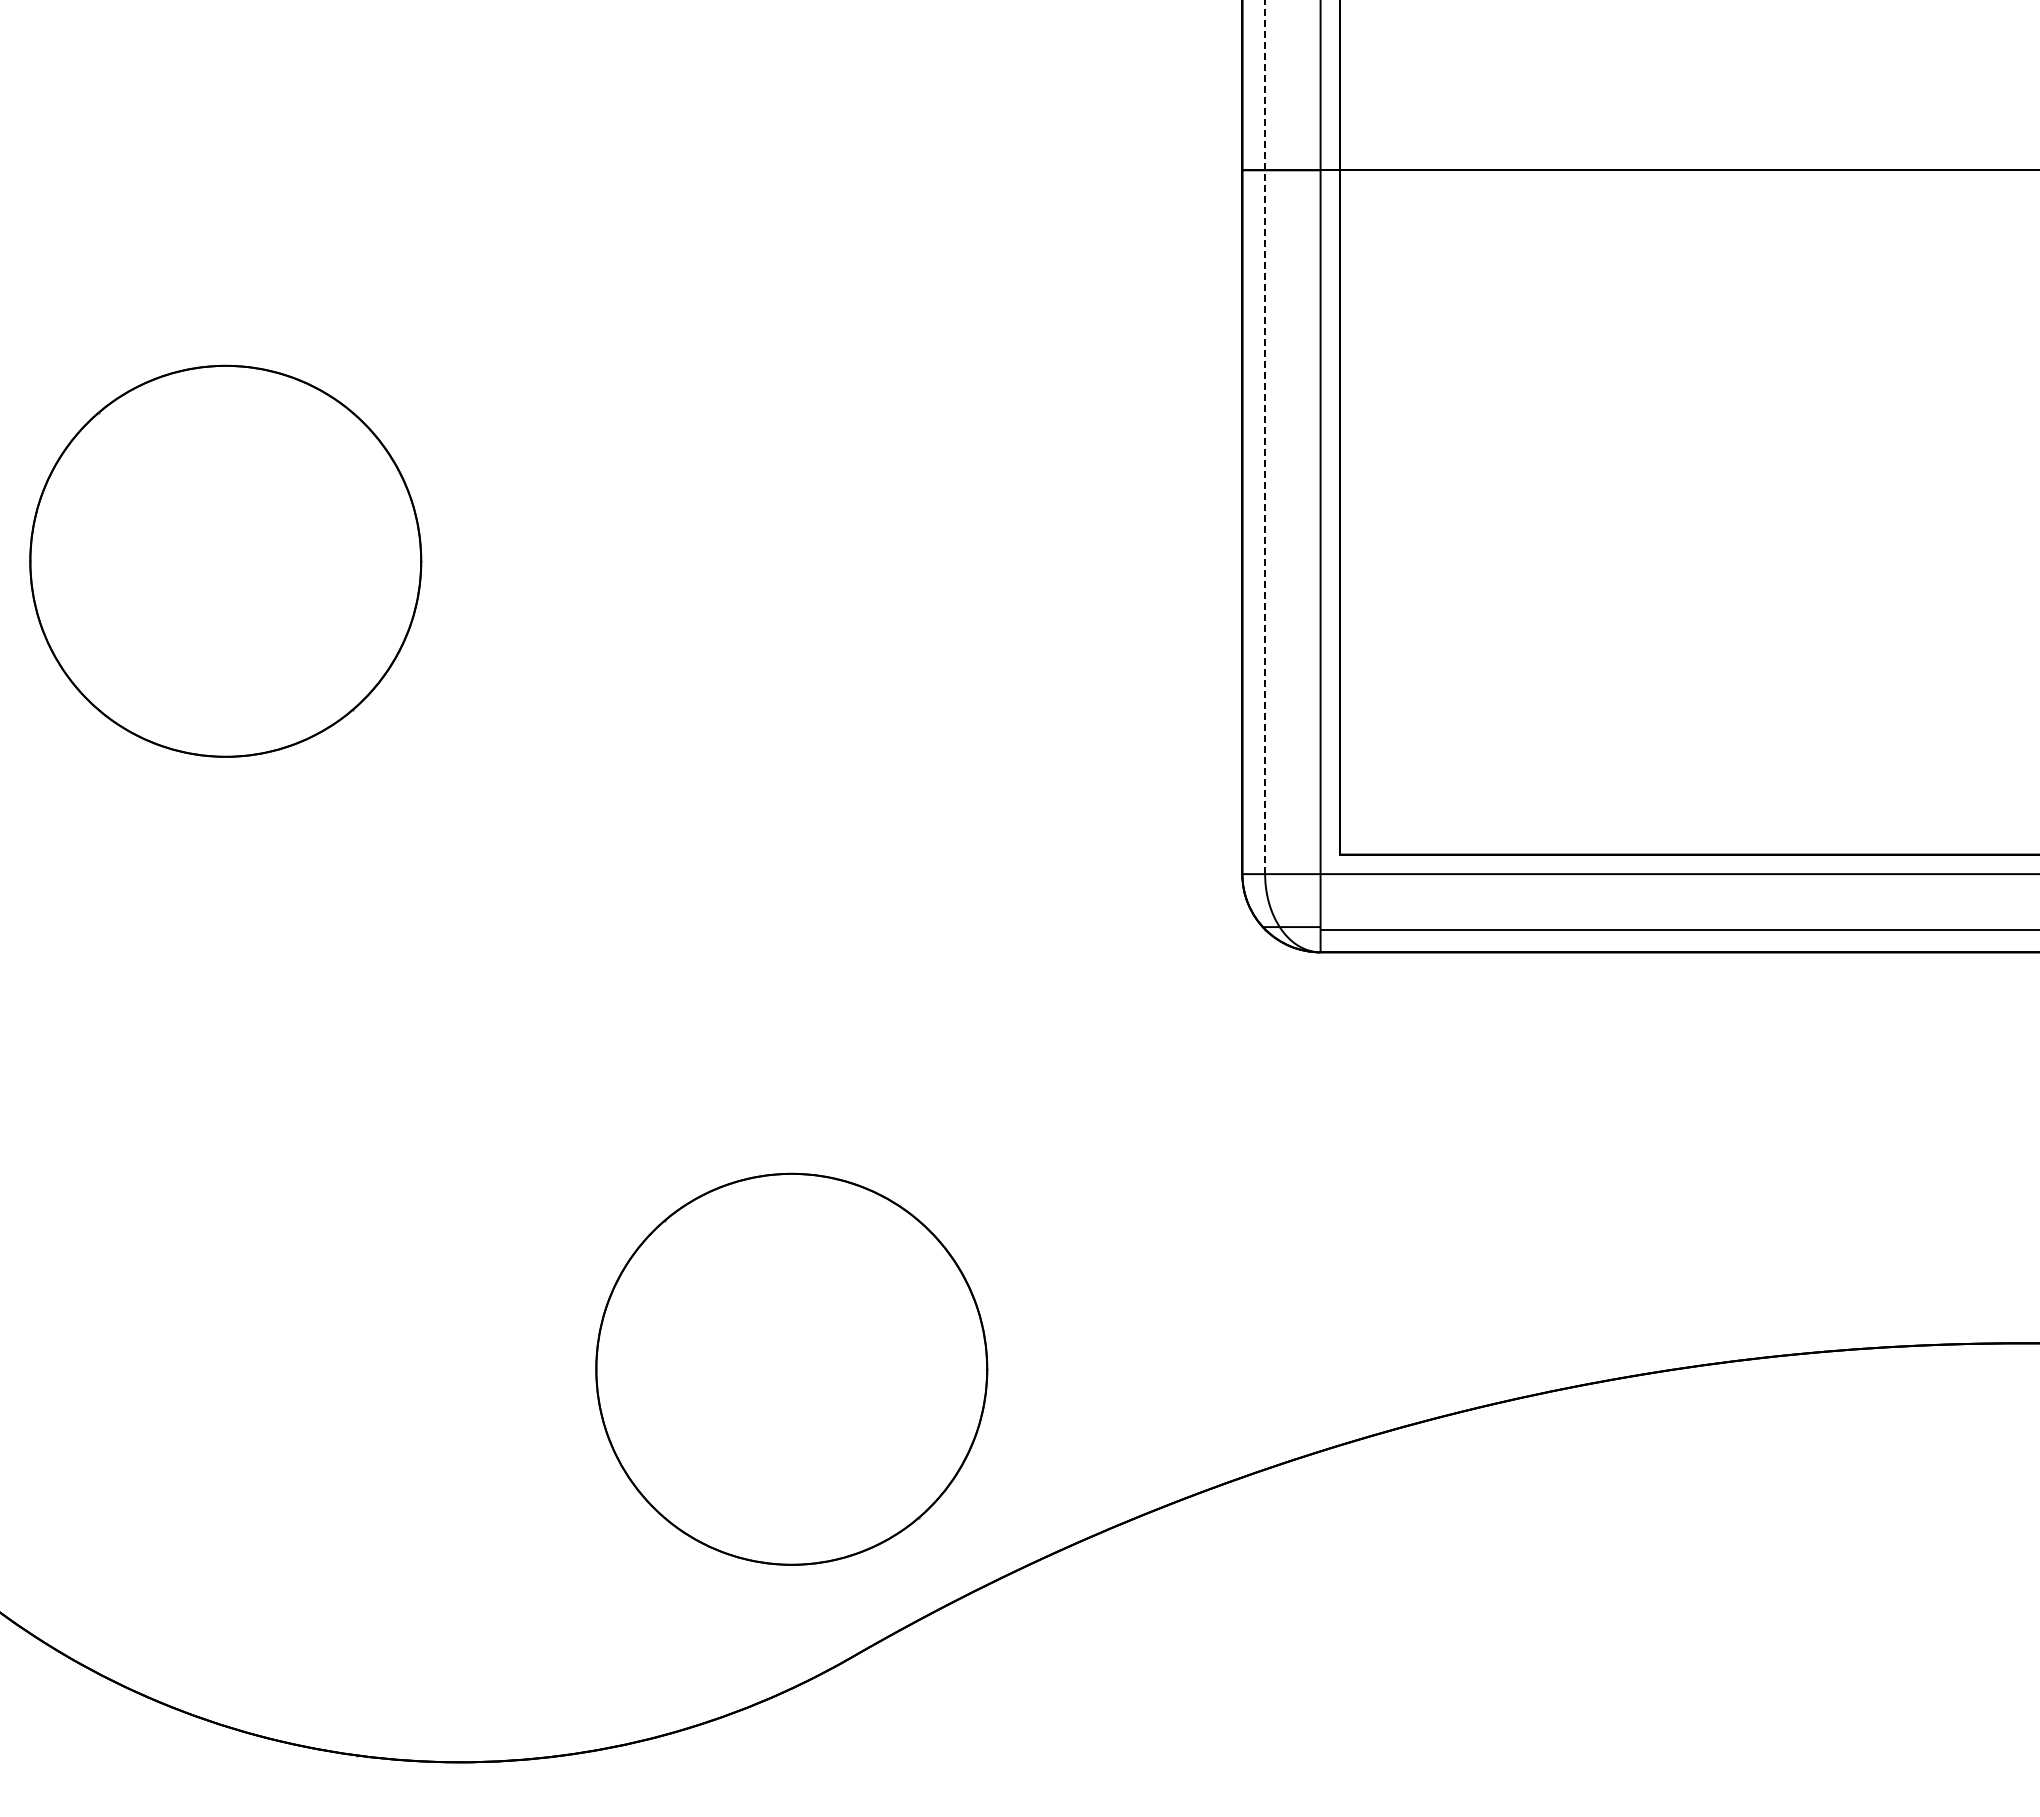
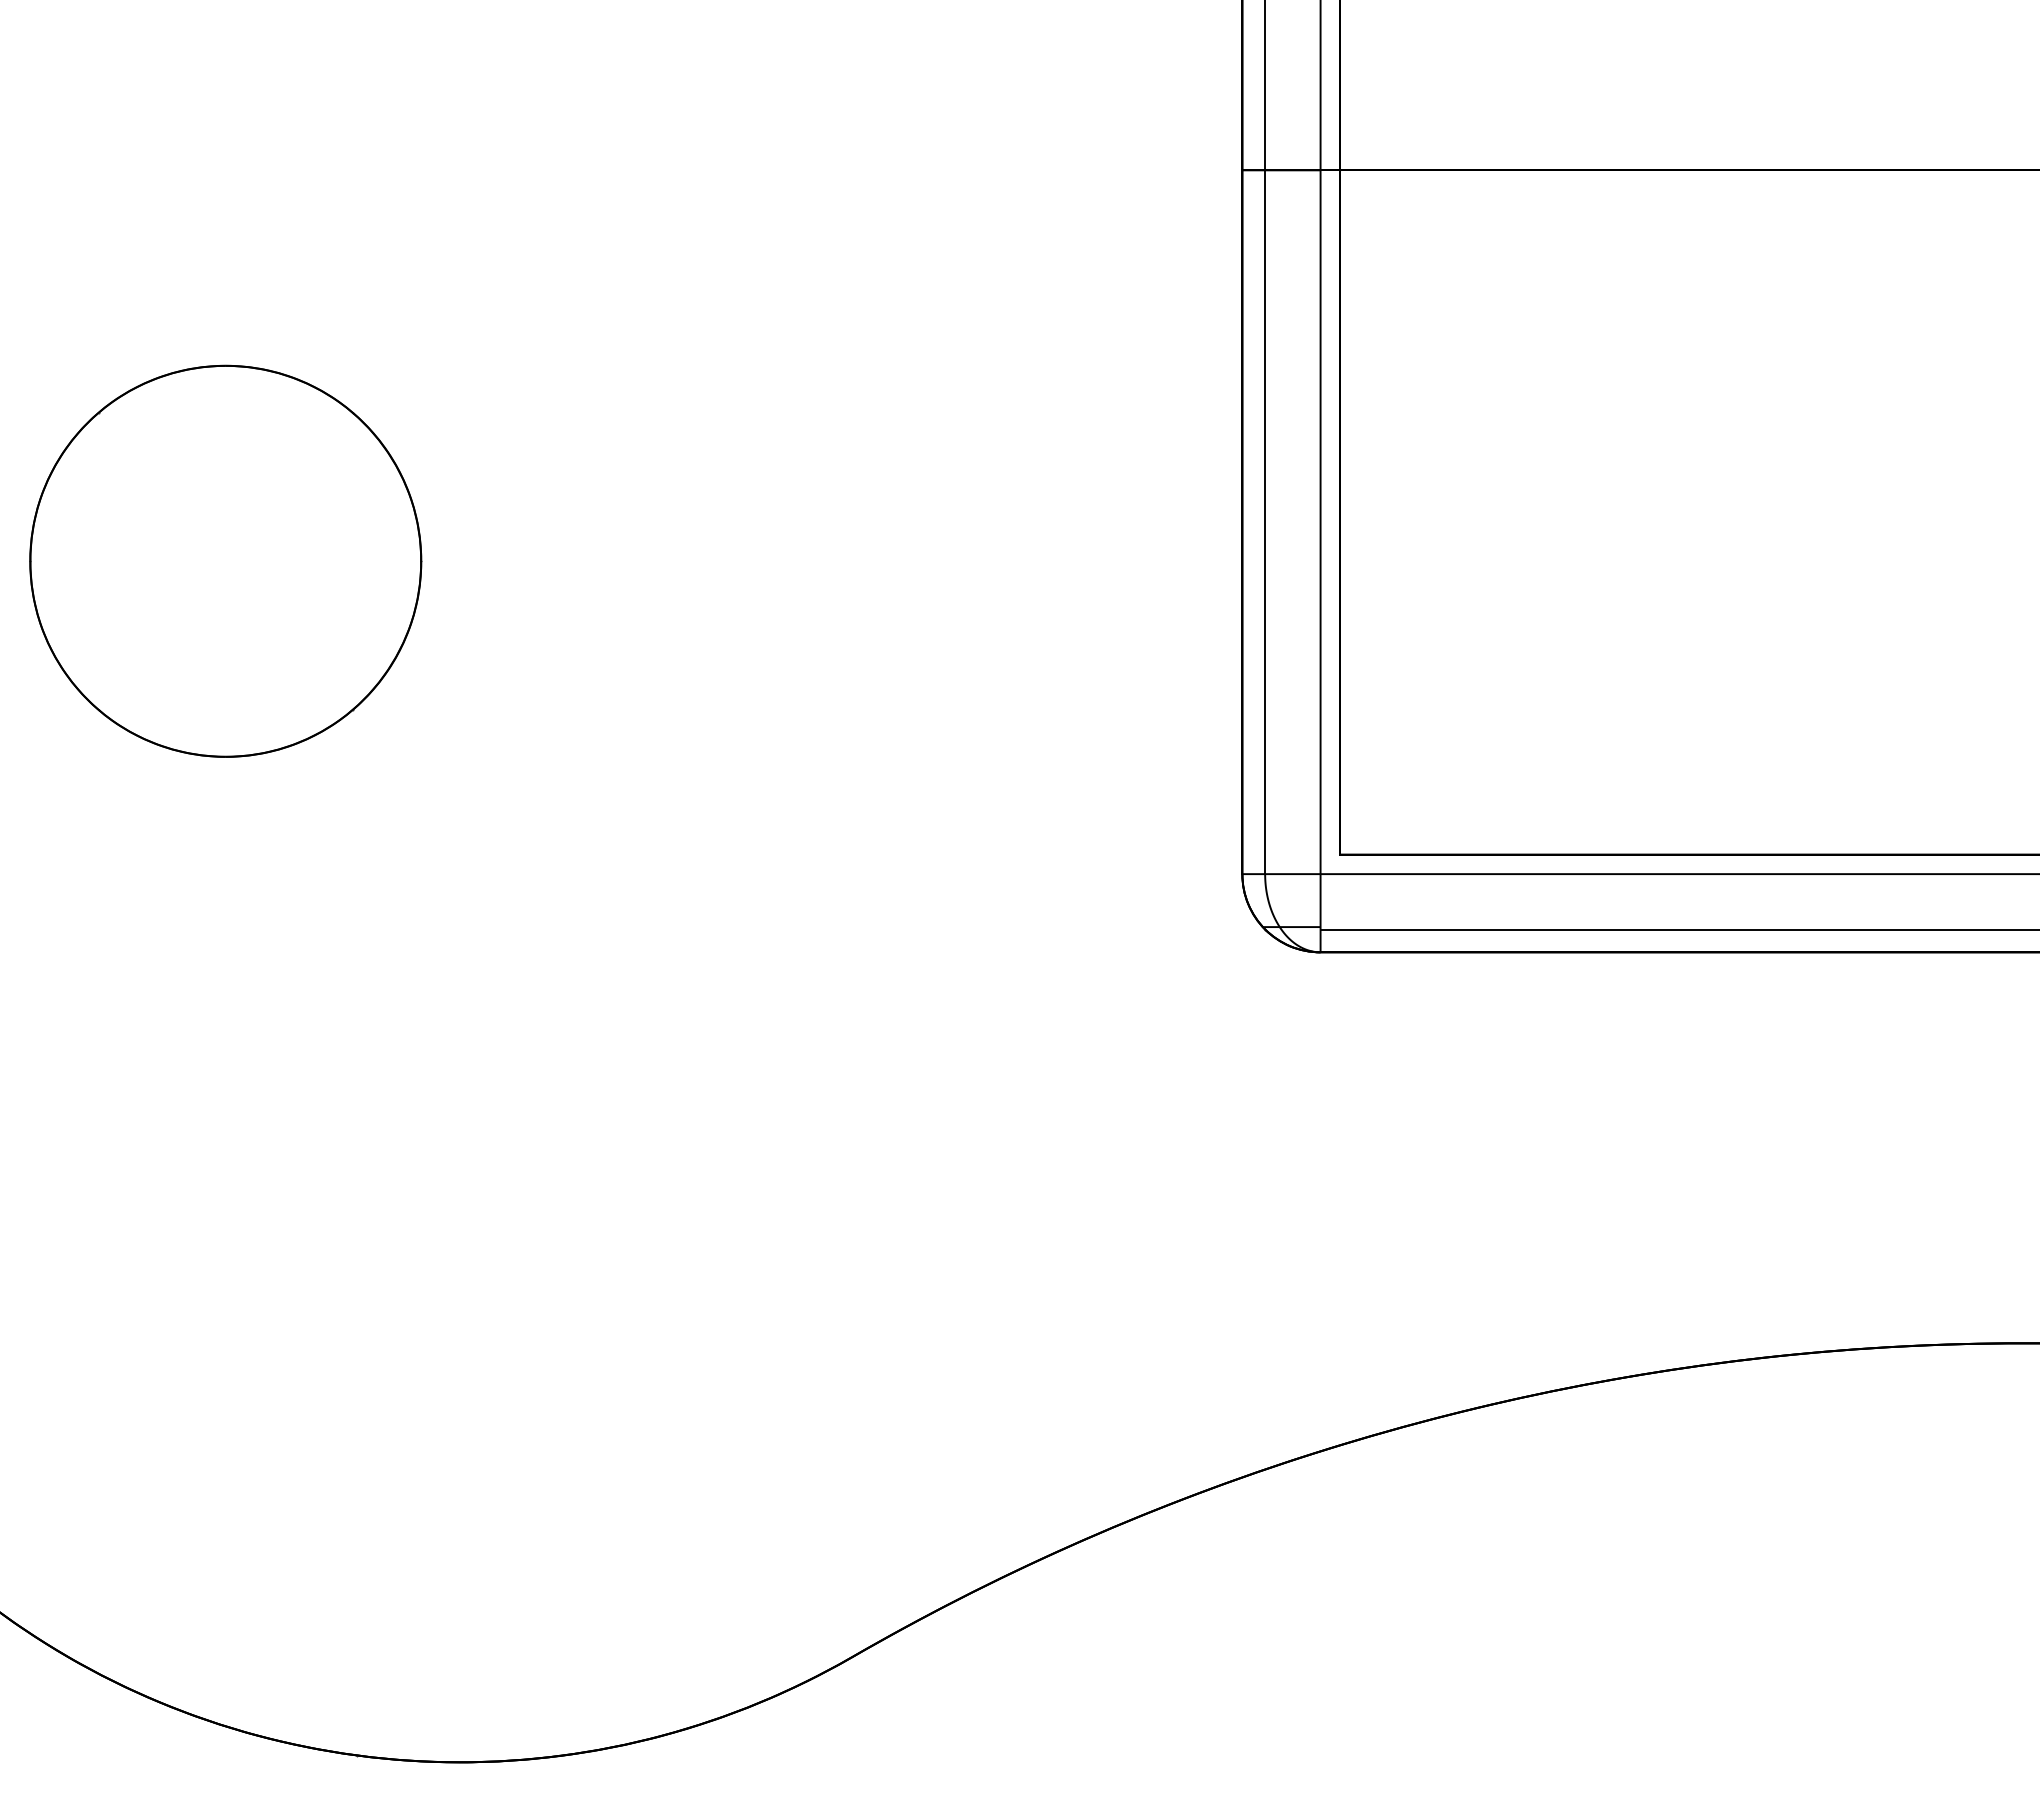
line: dashed -> solid (1265, 437)
part: present -> none (791, 1368)
